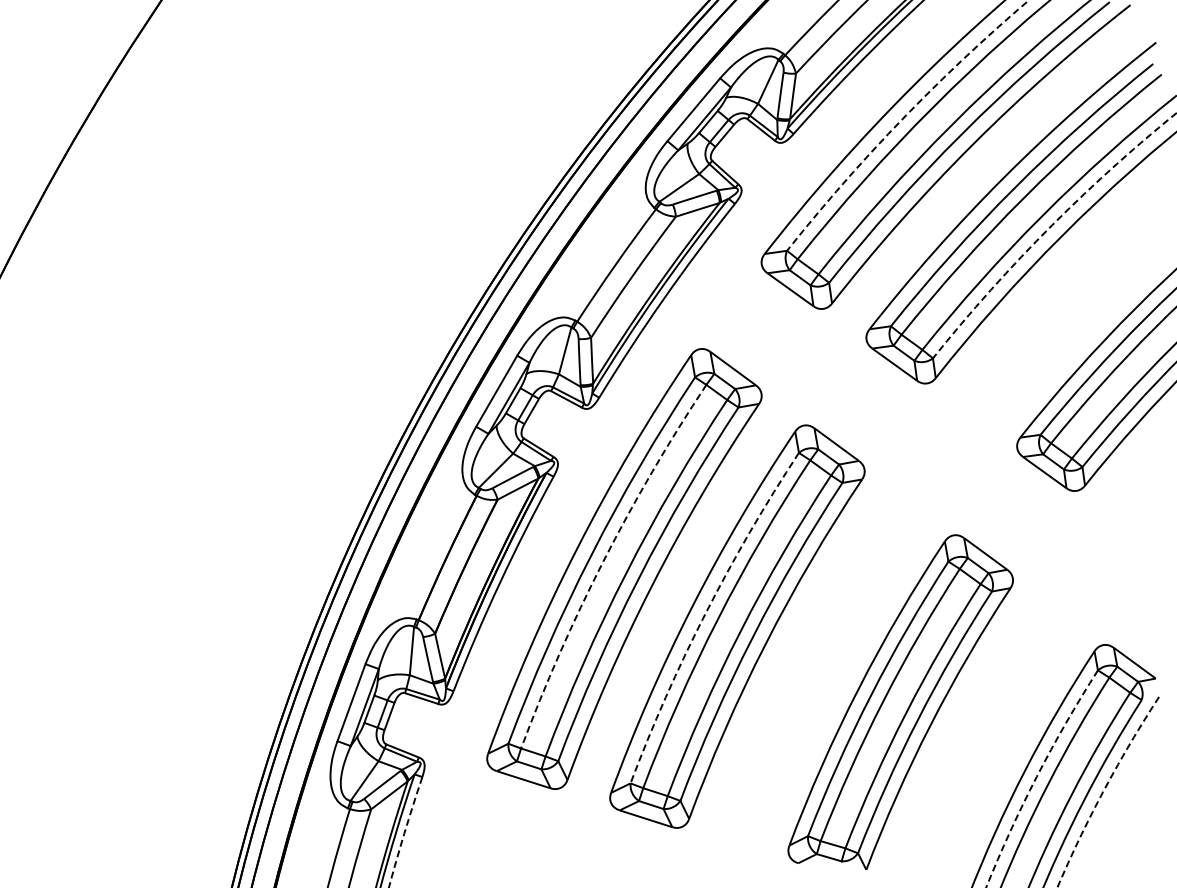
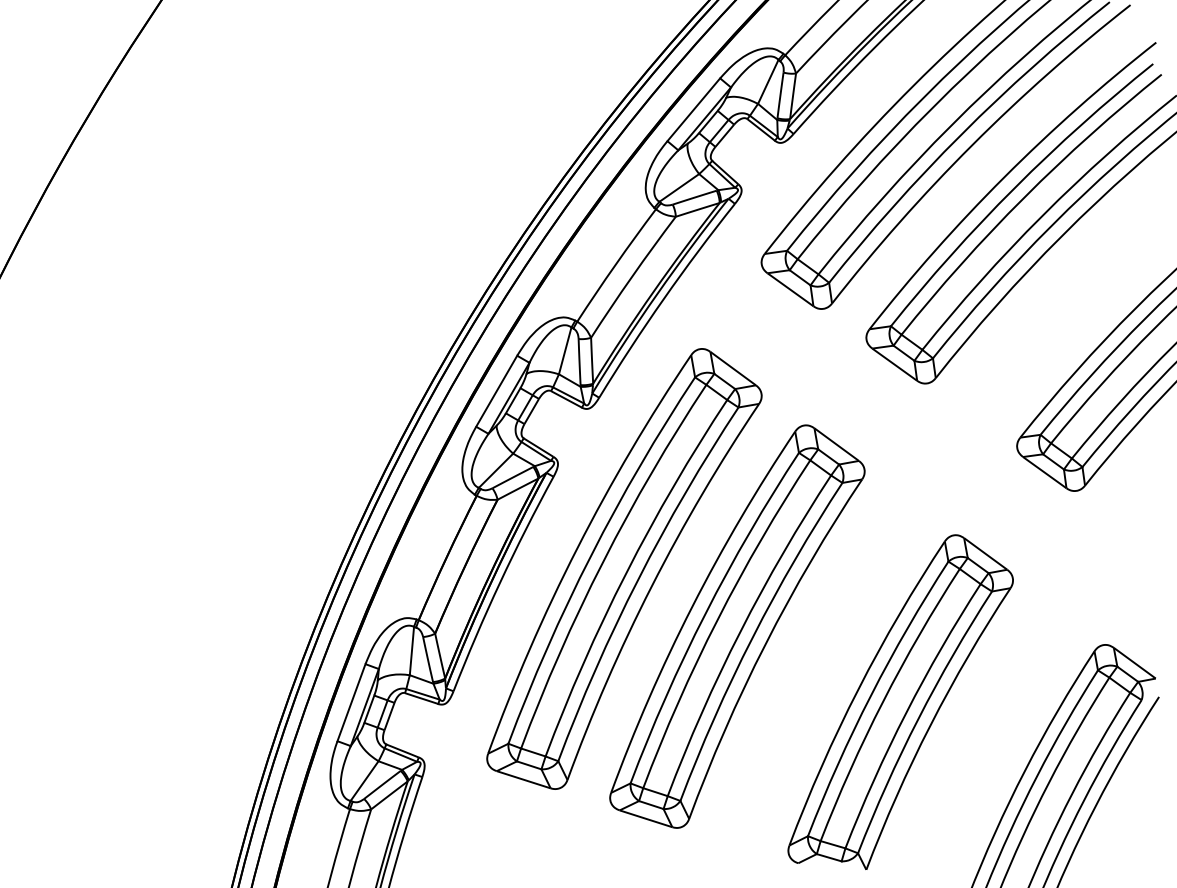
arc: dashed -> solid (901, 119)
arc: dashed -> solid (1048, 229)
arc: dashed -> solid (603, 561)
arc: dashed -> solid (705, 613)
arc: dashed -> solid (1036, 776)
arc: dashed -> solid (1104, 790)
arc: dashed -> solid (404, 832)
